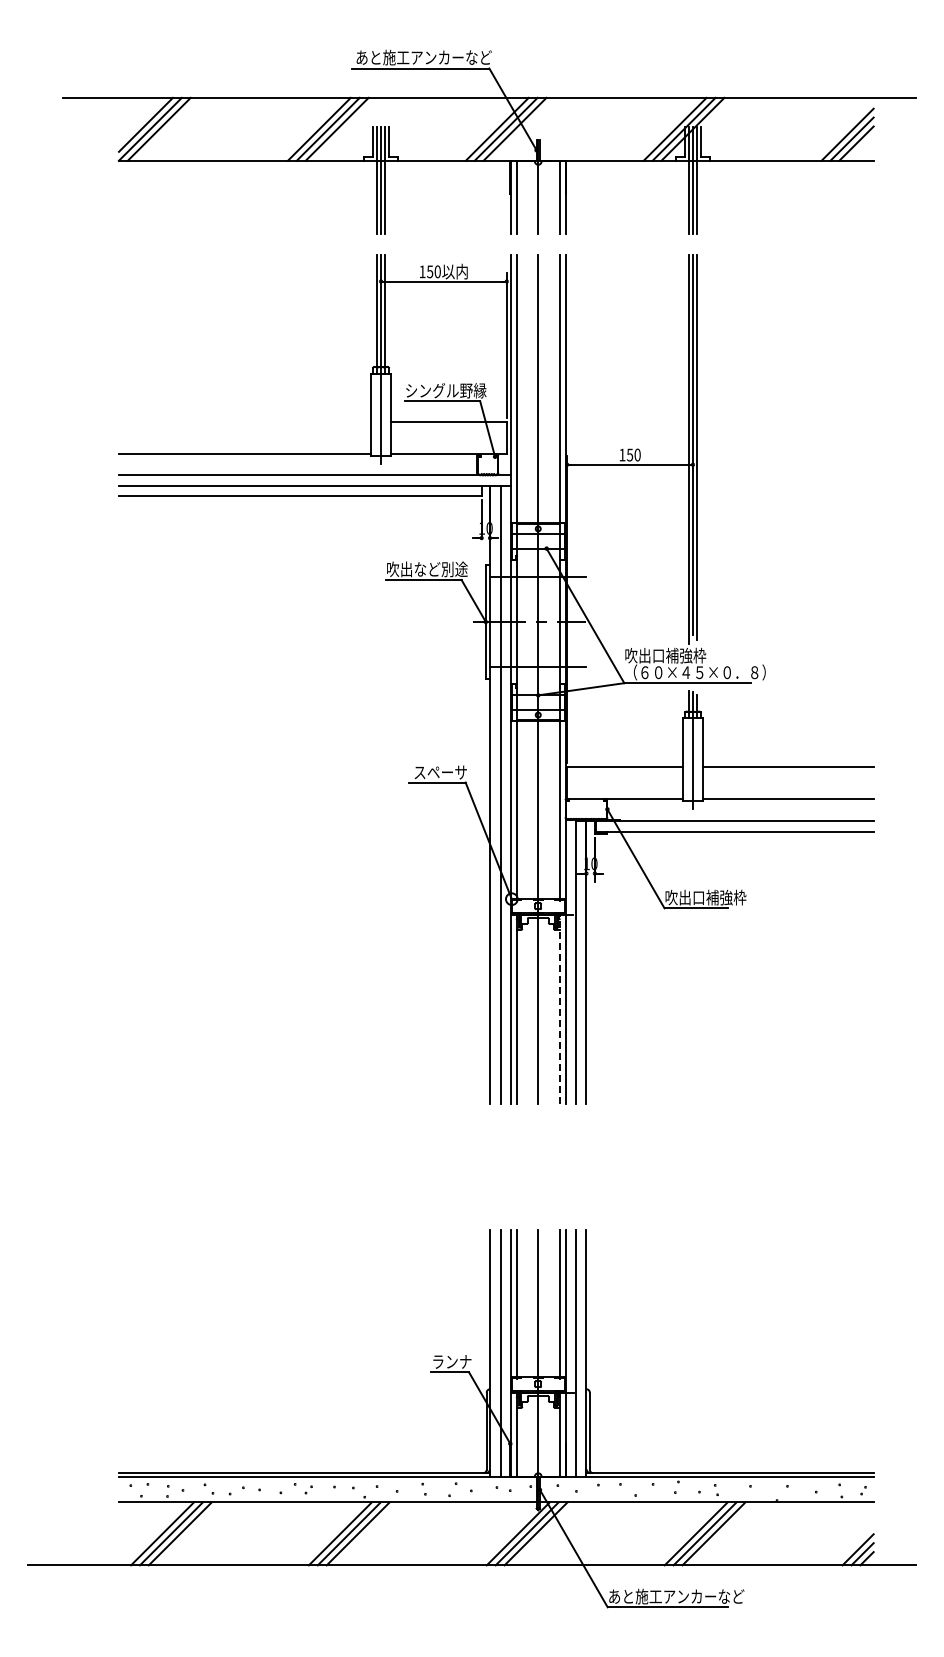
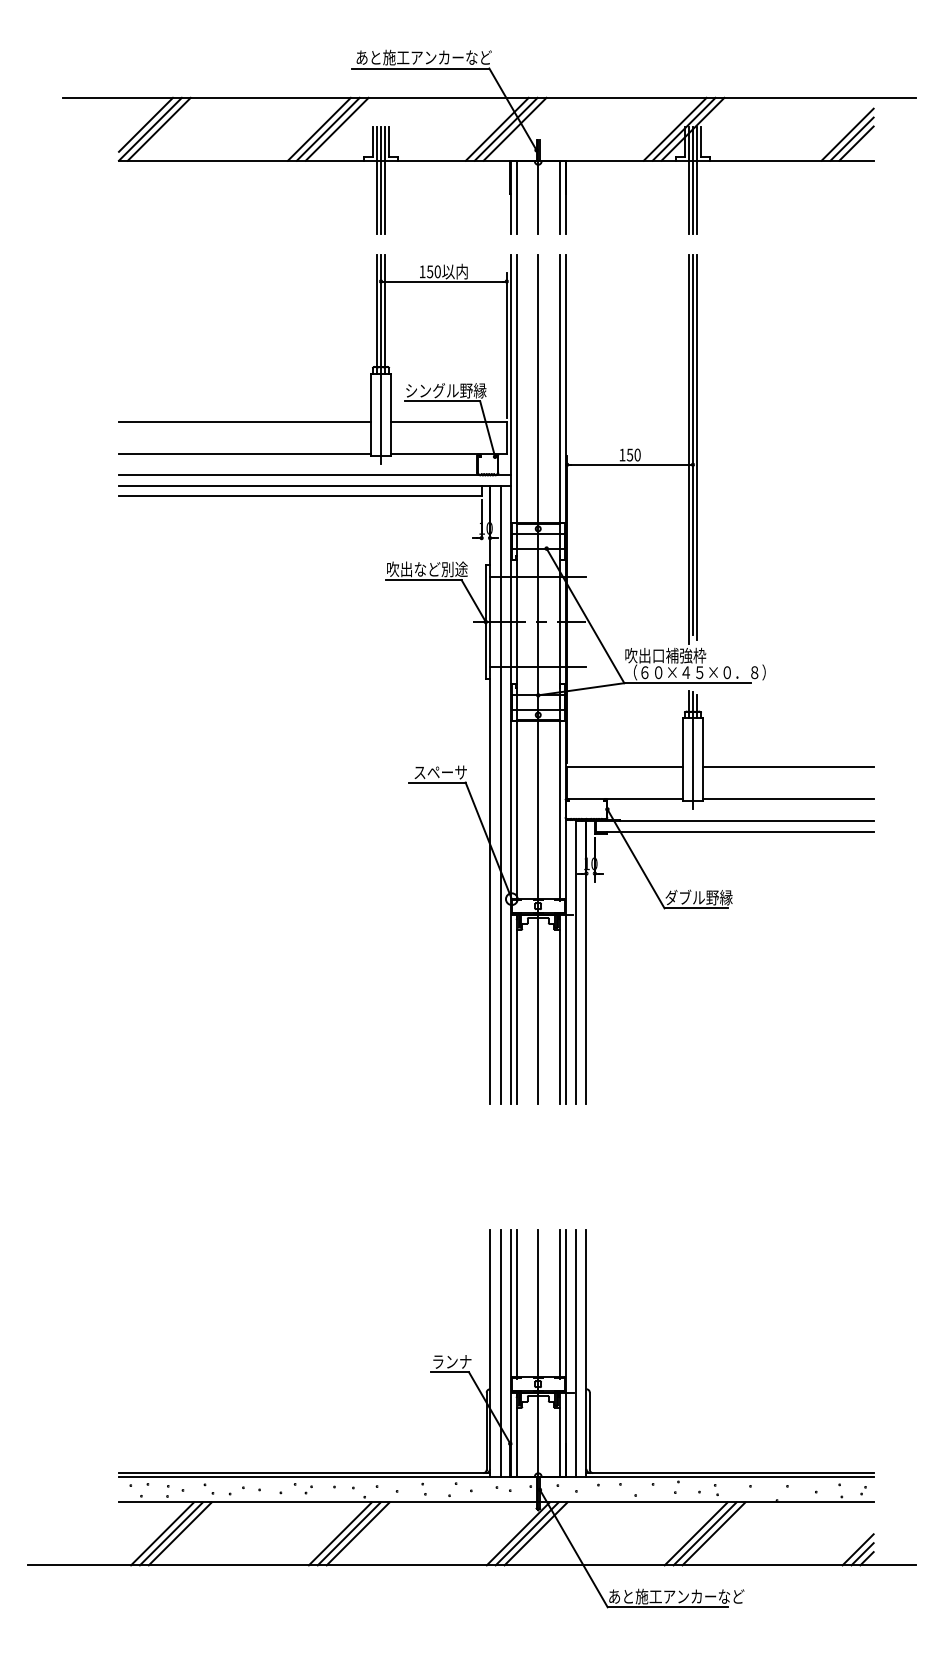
line: none -> present (244, 422)
text: 吹出口補強枠 -> ダブル野縁 (705, 897)
line: dashed -> solid (559, 1009)
